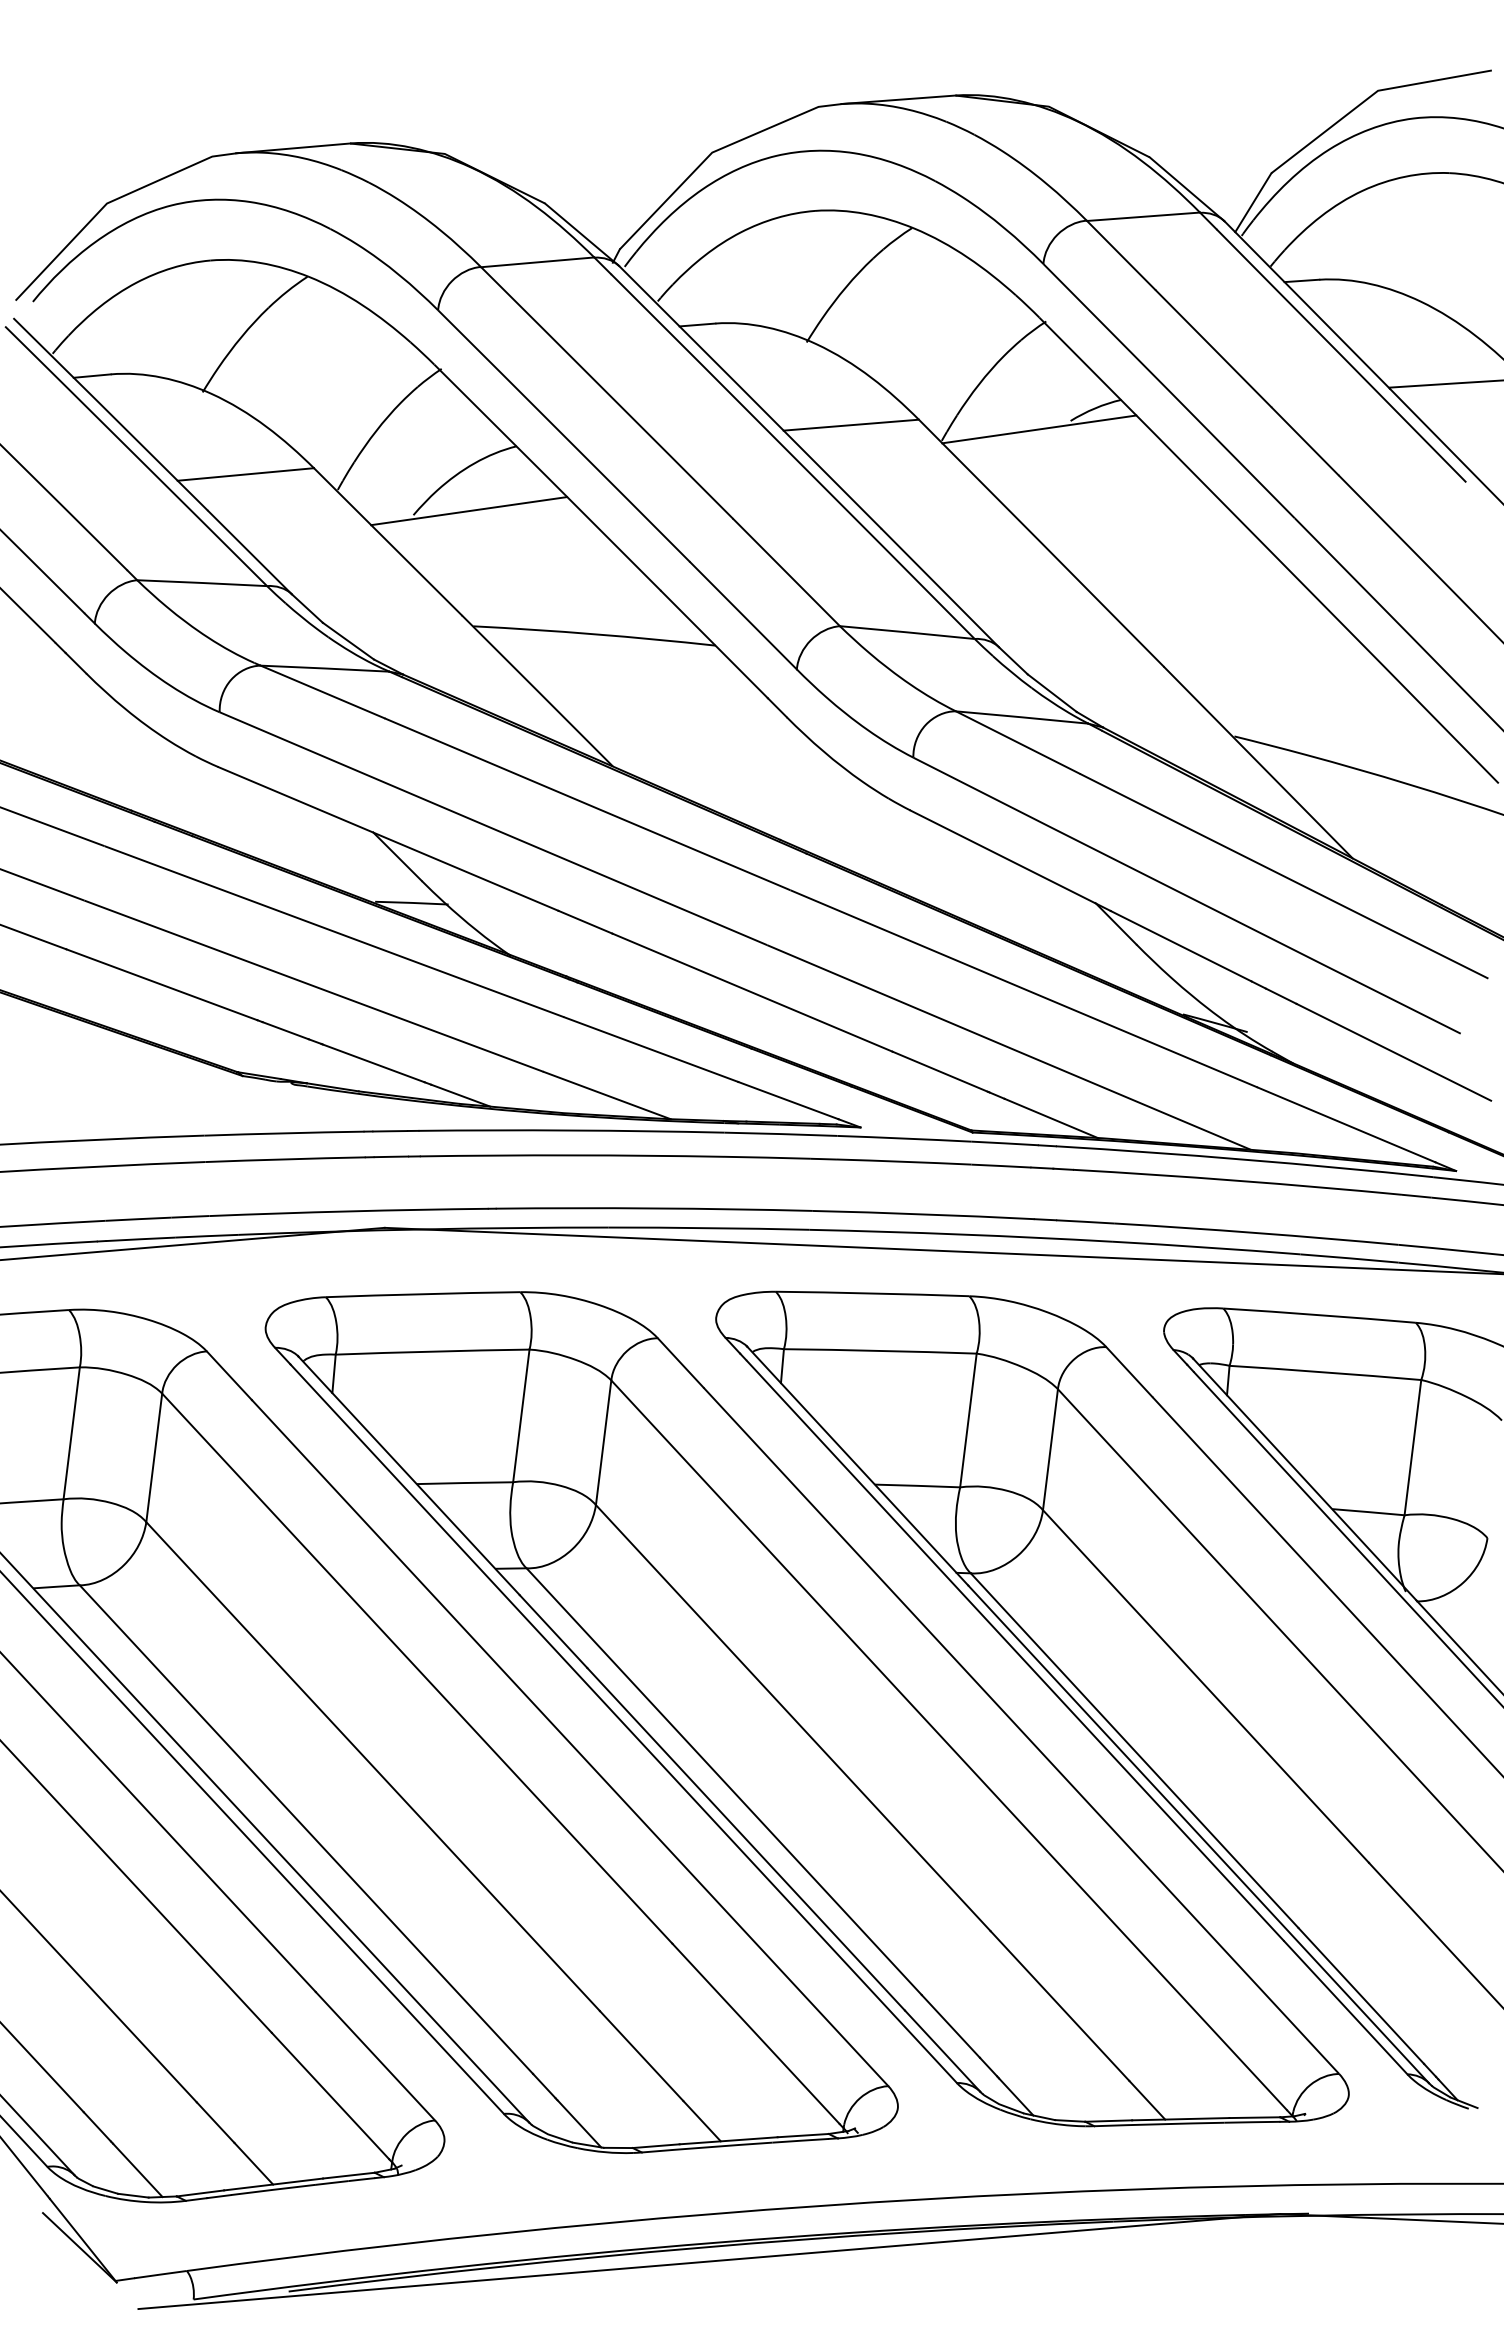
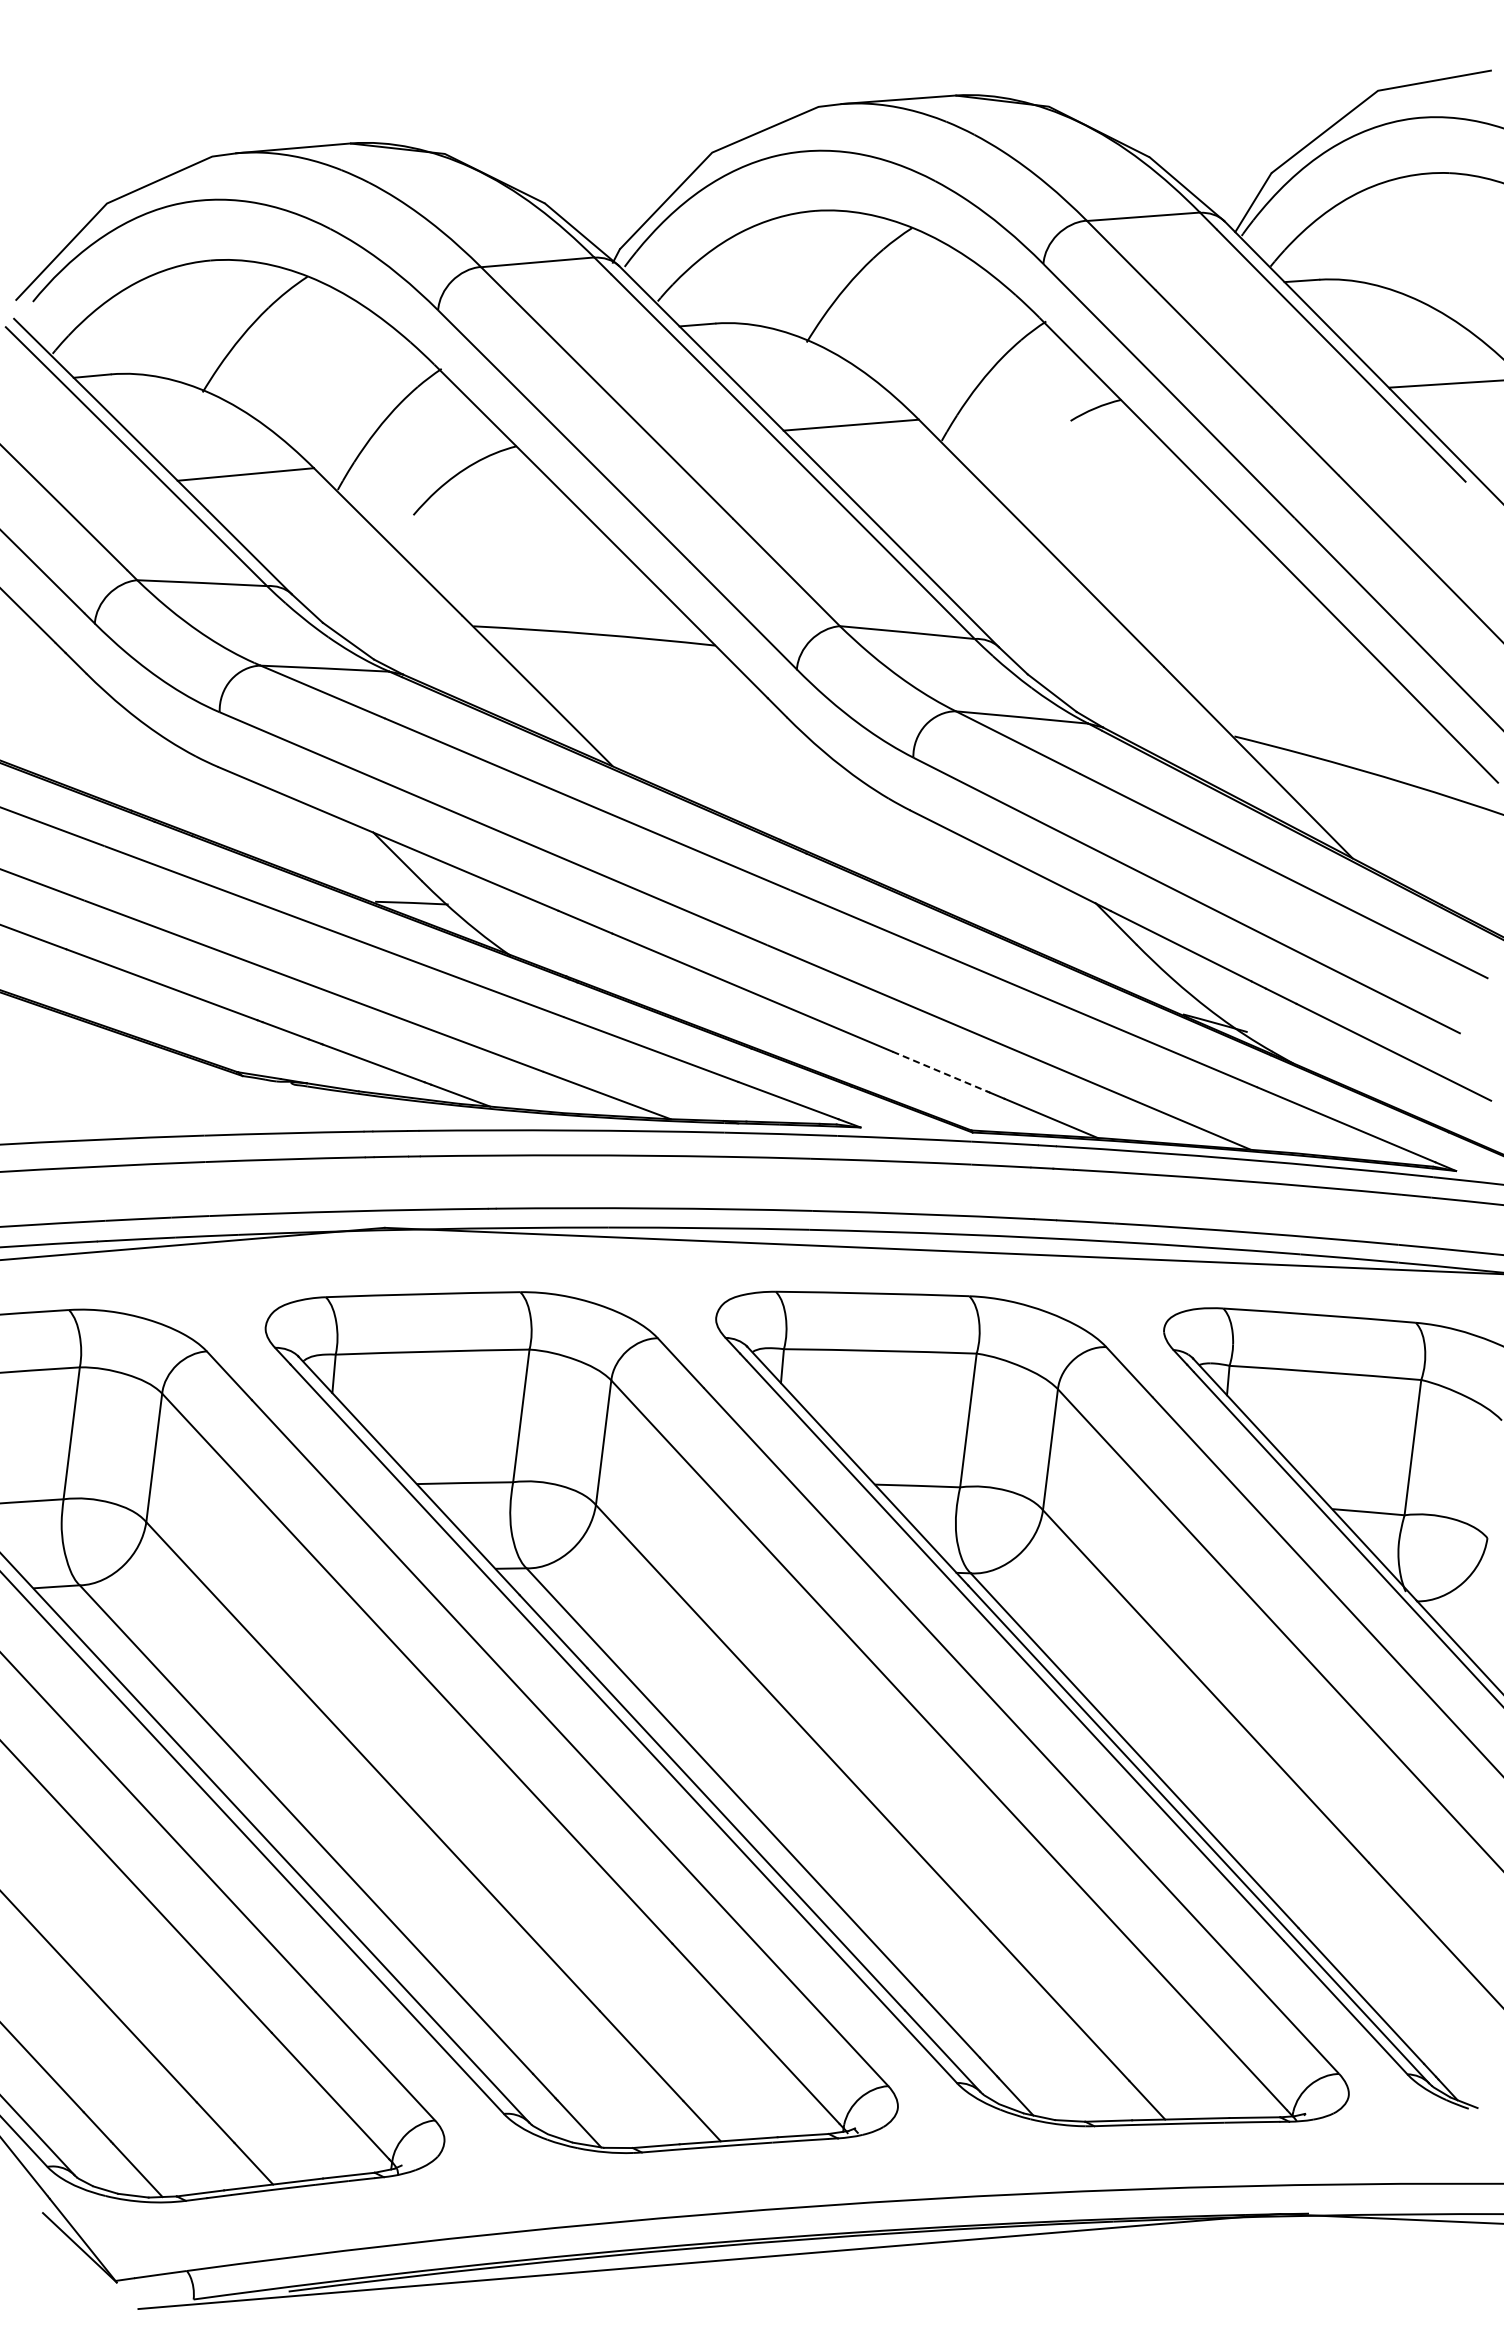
line: present -> none (1039, 429)
line: present -> none (469, 511)
line: solid -> dashed (940, 1071)
